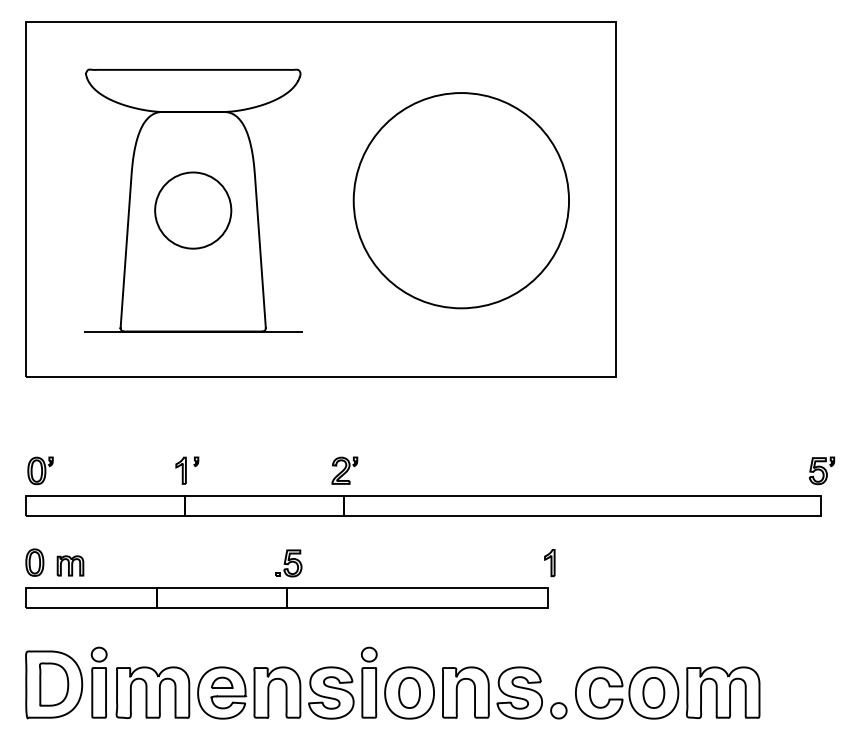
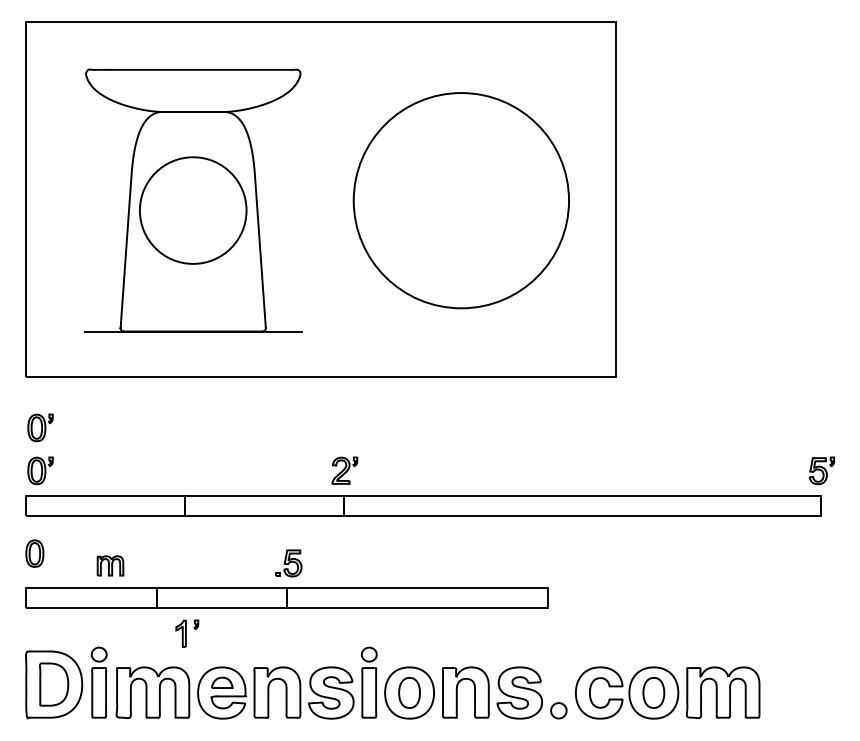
circle diameter: 76 px -> 107 px (192, 210)
part: none -> present (40, 427)
part position: (187, 470) -> (187, 633) (187, 633)
part position: (34, 562) -> (34, 553) (34, 553)
part: present -> none (549, 563)
part position: (70, 565) -> (110, 565) (110, 565)
